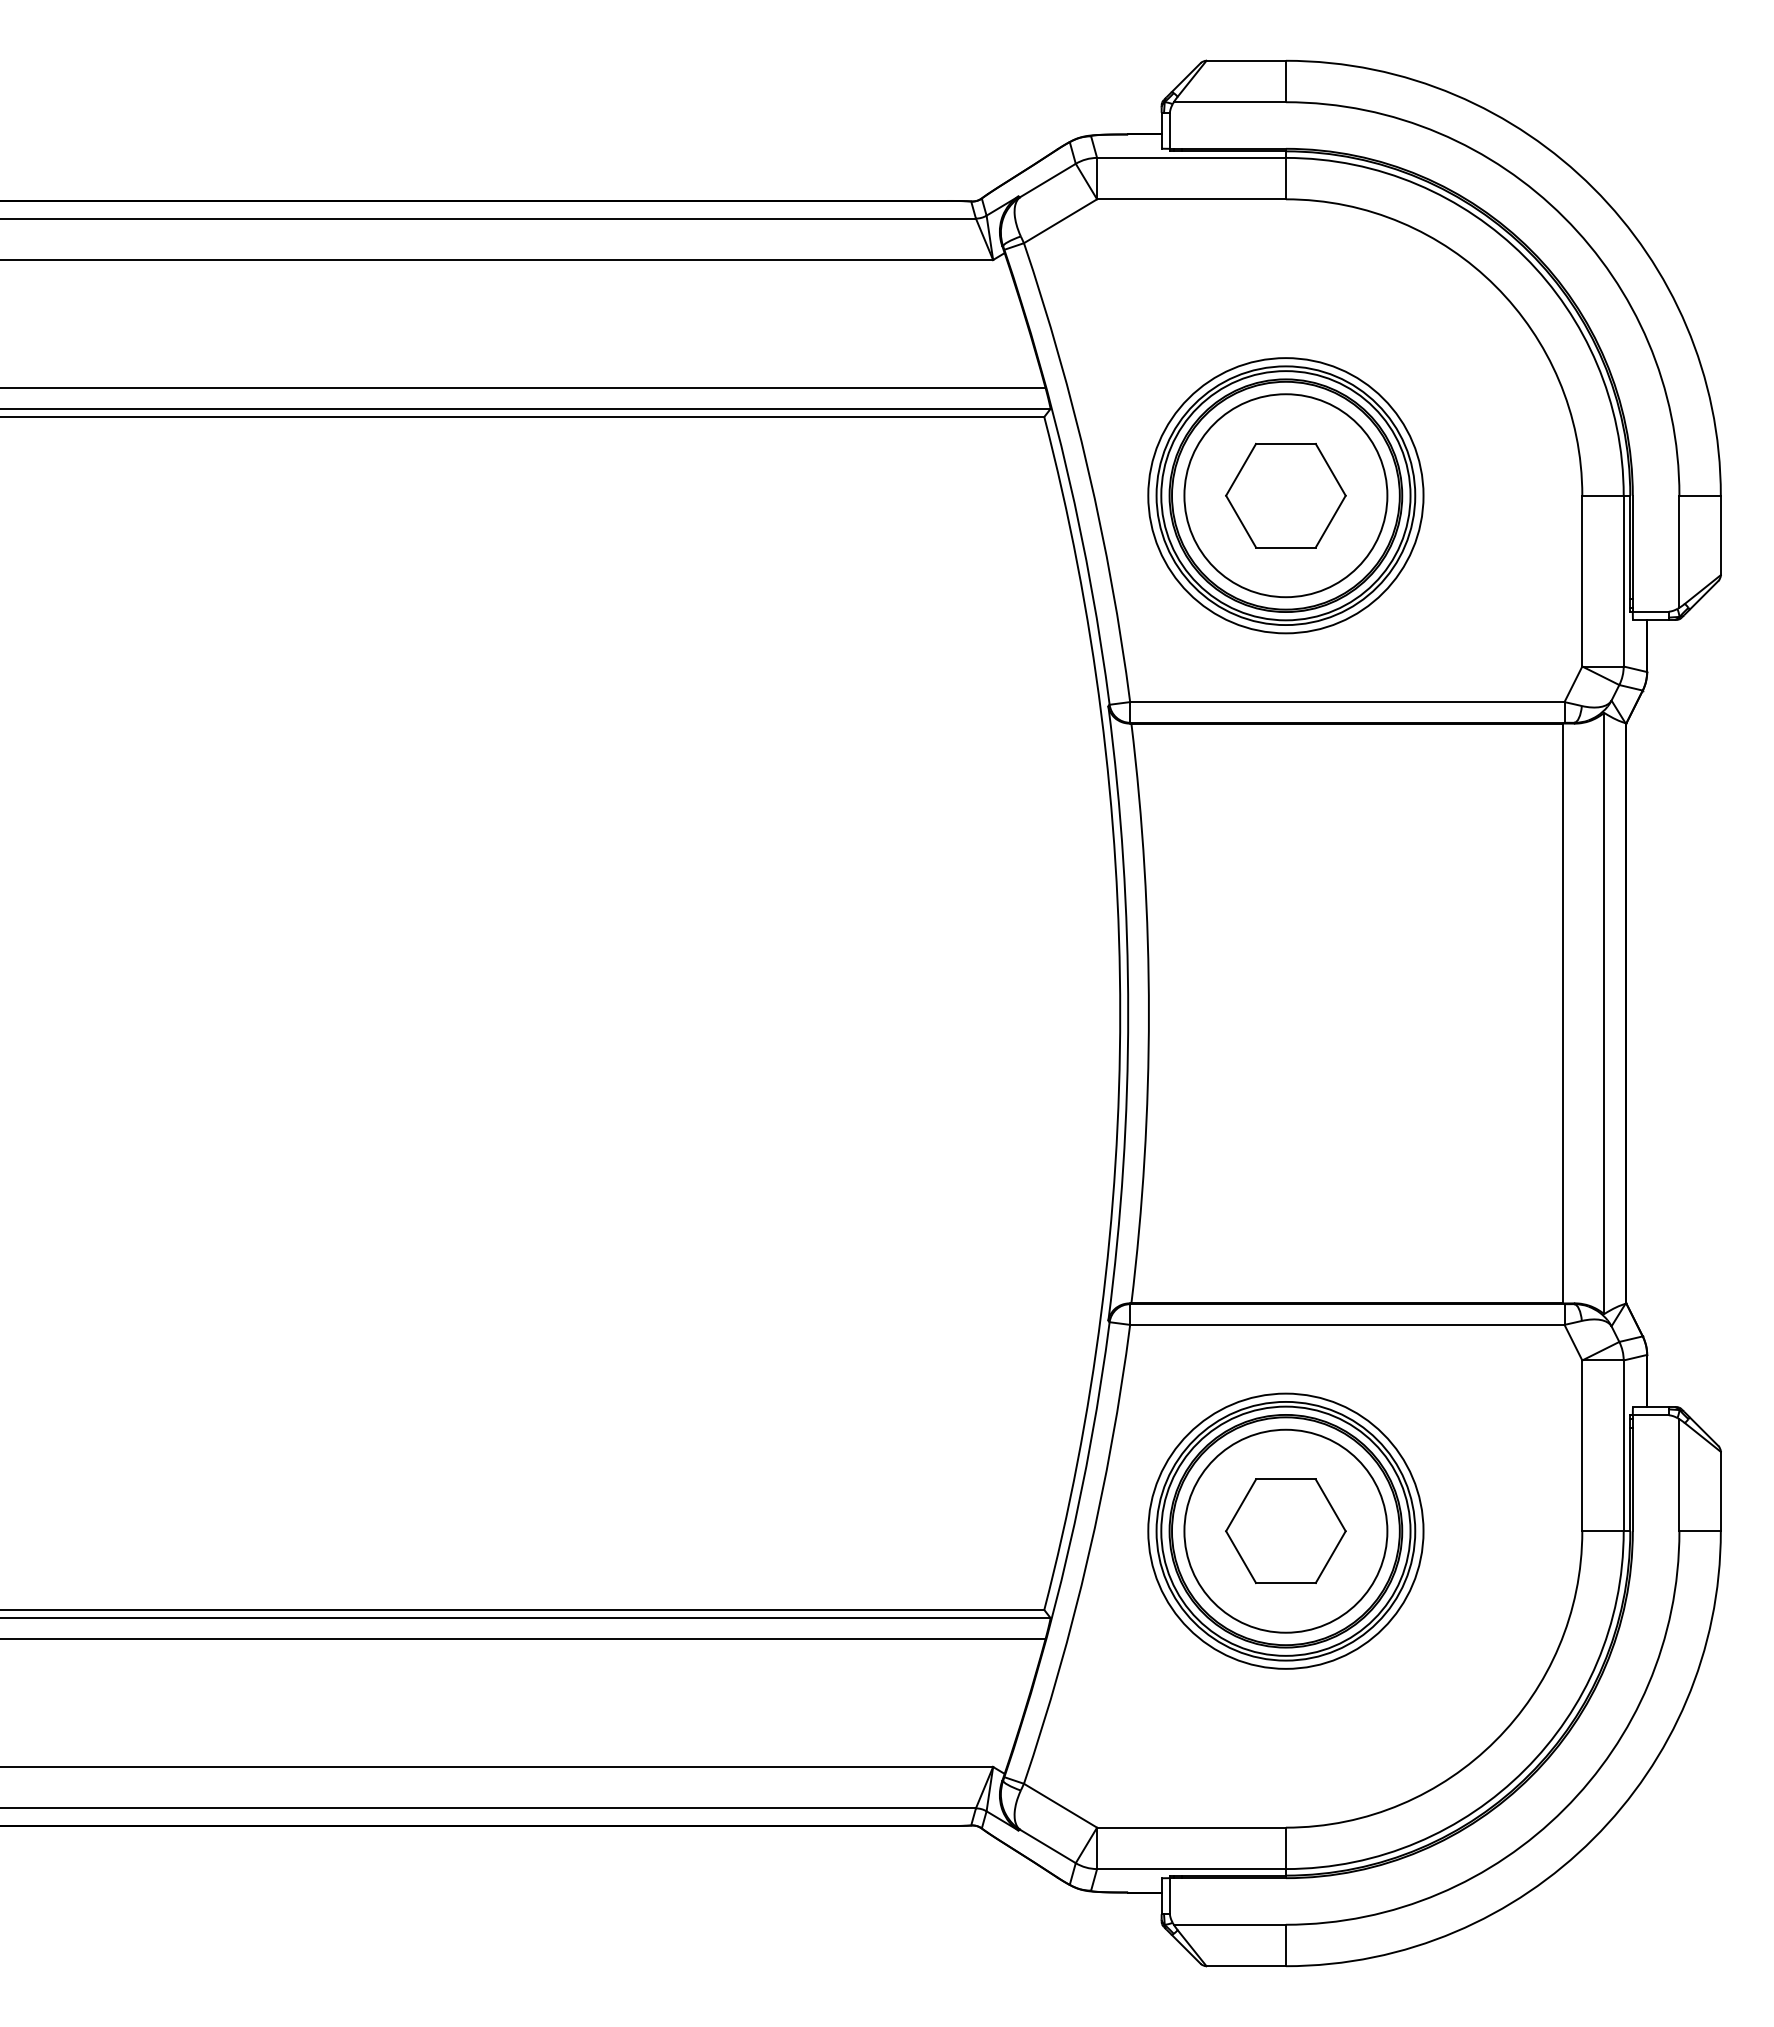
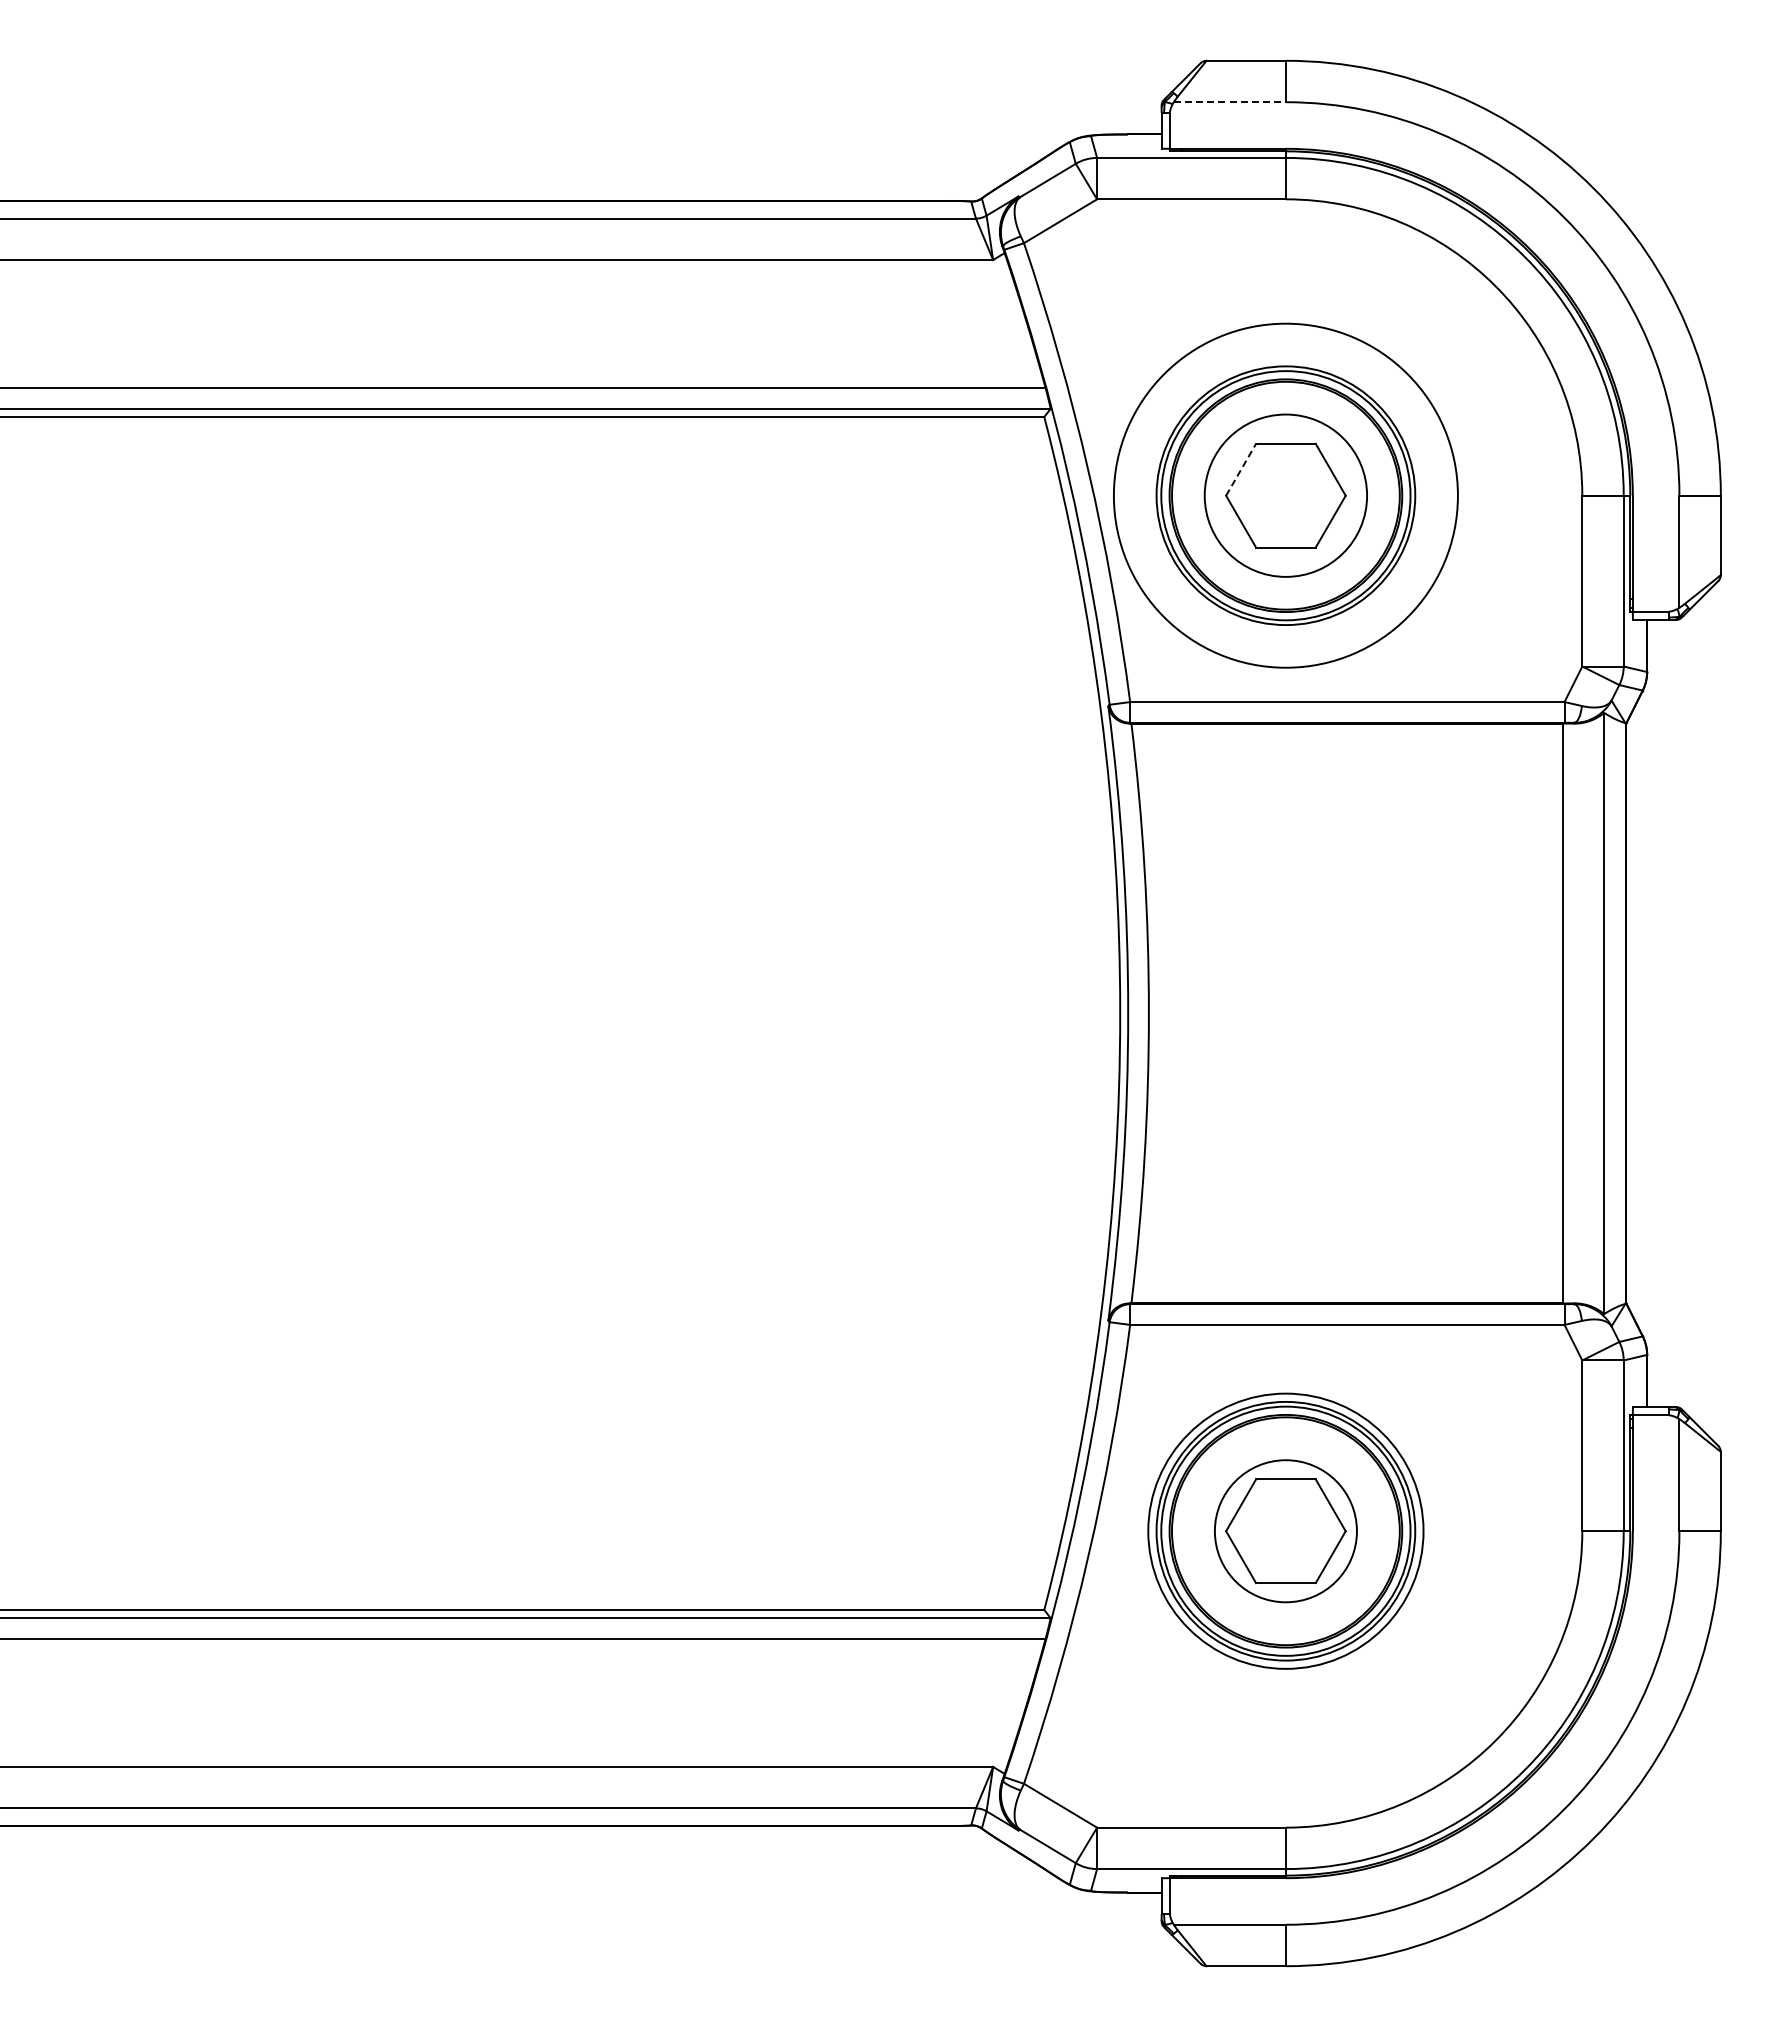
line: solid -> dashed (1230, 102)
line: solid -> dashed (1241, 469)
circle diameter: 203 px -> 162 px (1285, 495)
circle diameter: 275 px -> 344 px (1285, 495)
circle diameter: 203 px -> 142 px (1285, 1531)
